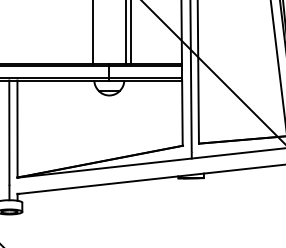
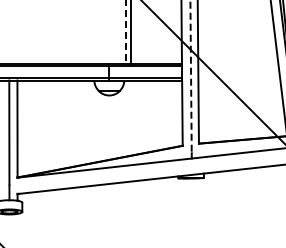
line: solid -> dashed (125, 32)
line: present -> none (93, 33)
line: solid -> dashed (191, 76)
